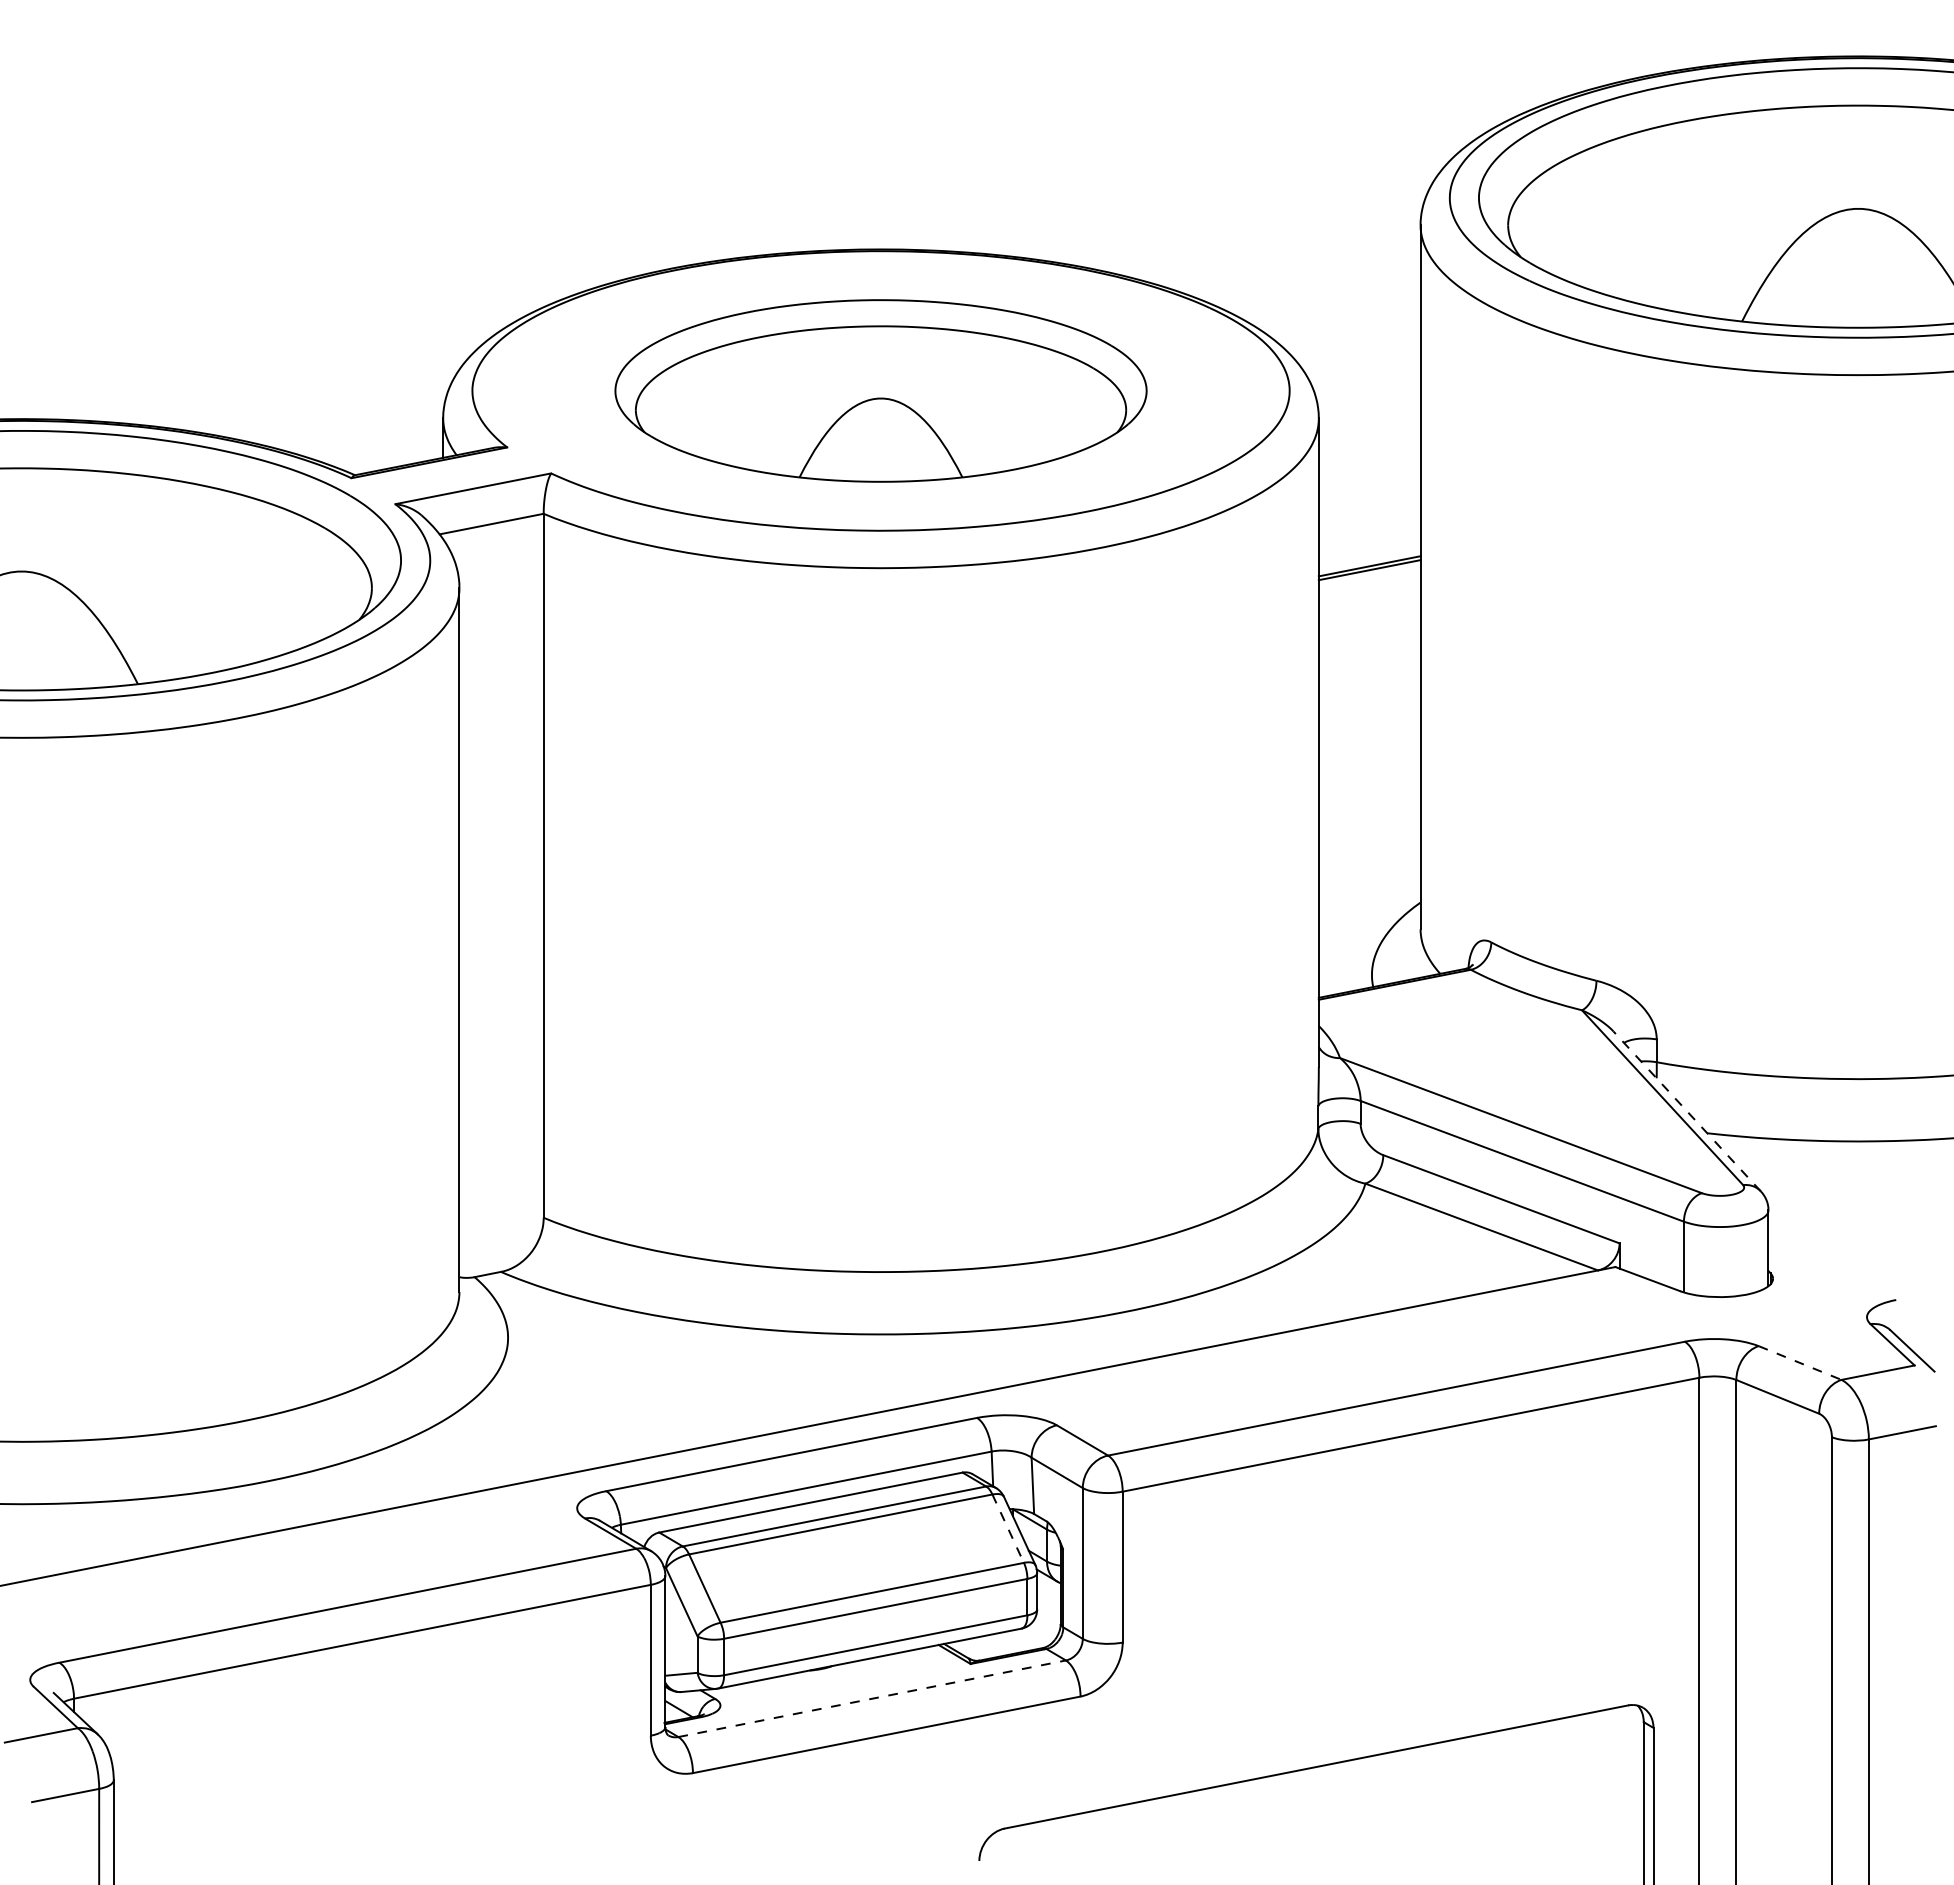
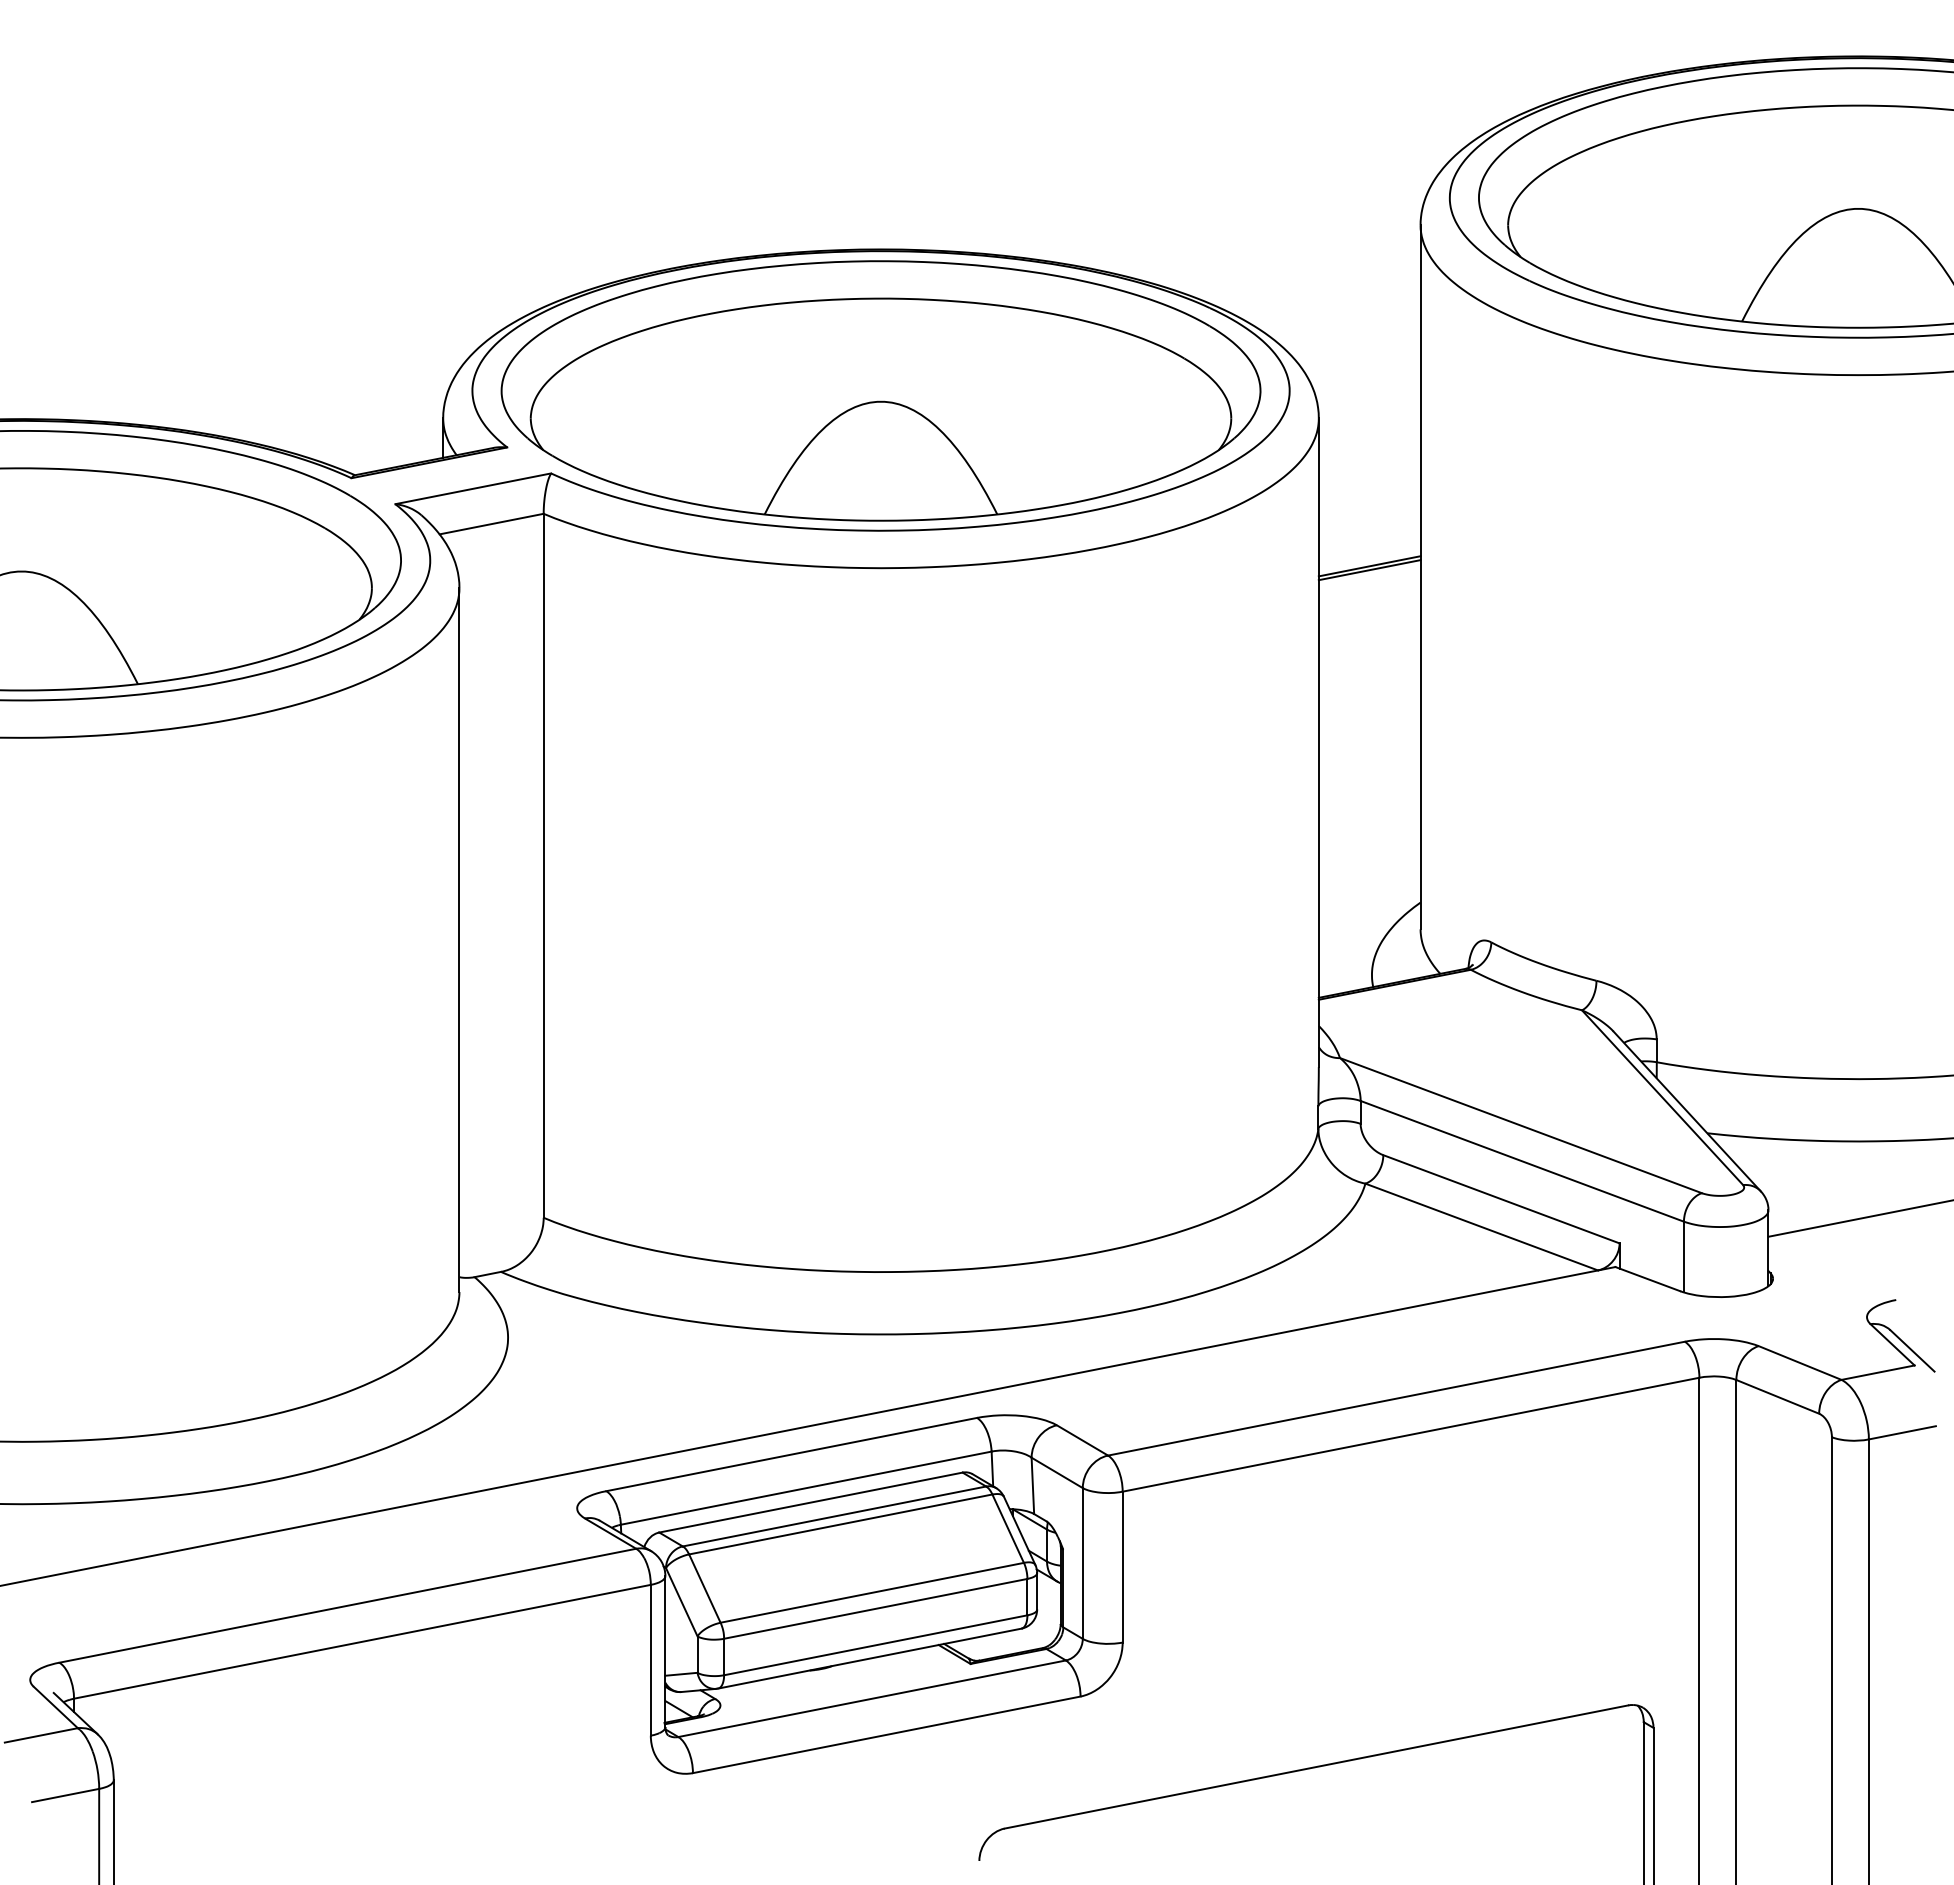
part size: 534x184 px -> 762x262 px (880, 390)
line: dashed -> solid (1687, 1111)
line: none -> present (1859, 1218)
line: dashed -> solid (1800, 1363)
line: dashed -> solid (1008, 1528)
line: dashed -> solid (872, 1698)
